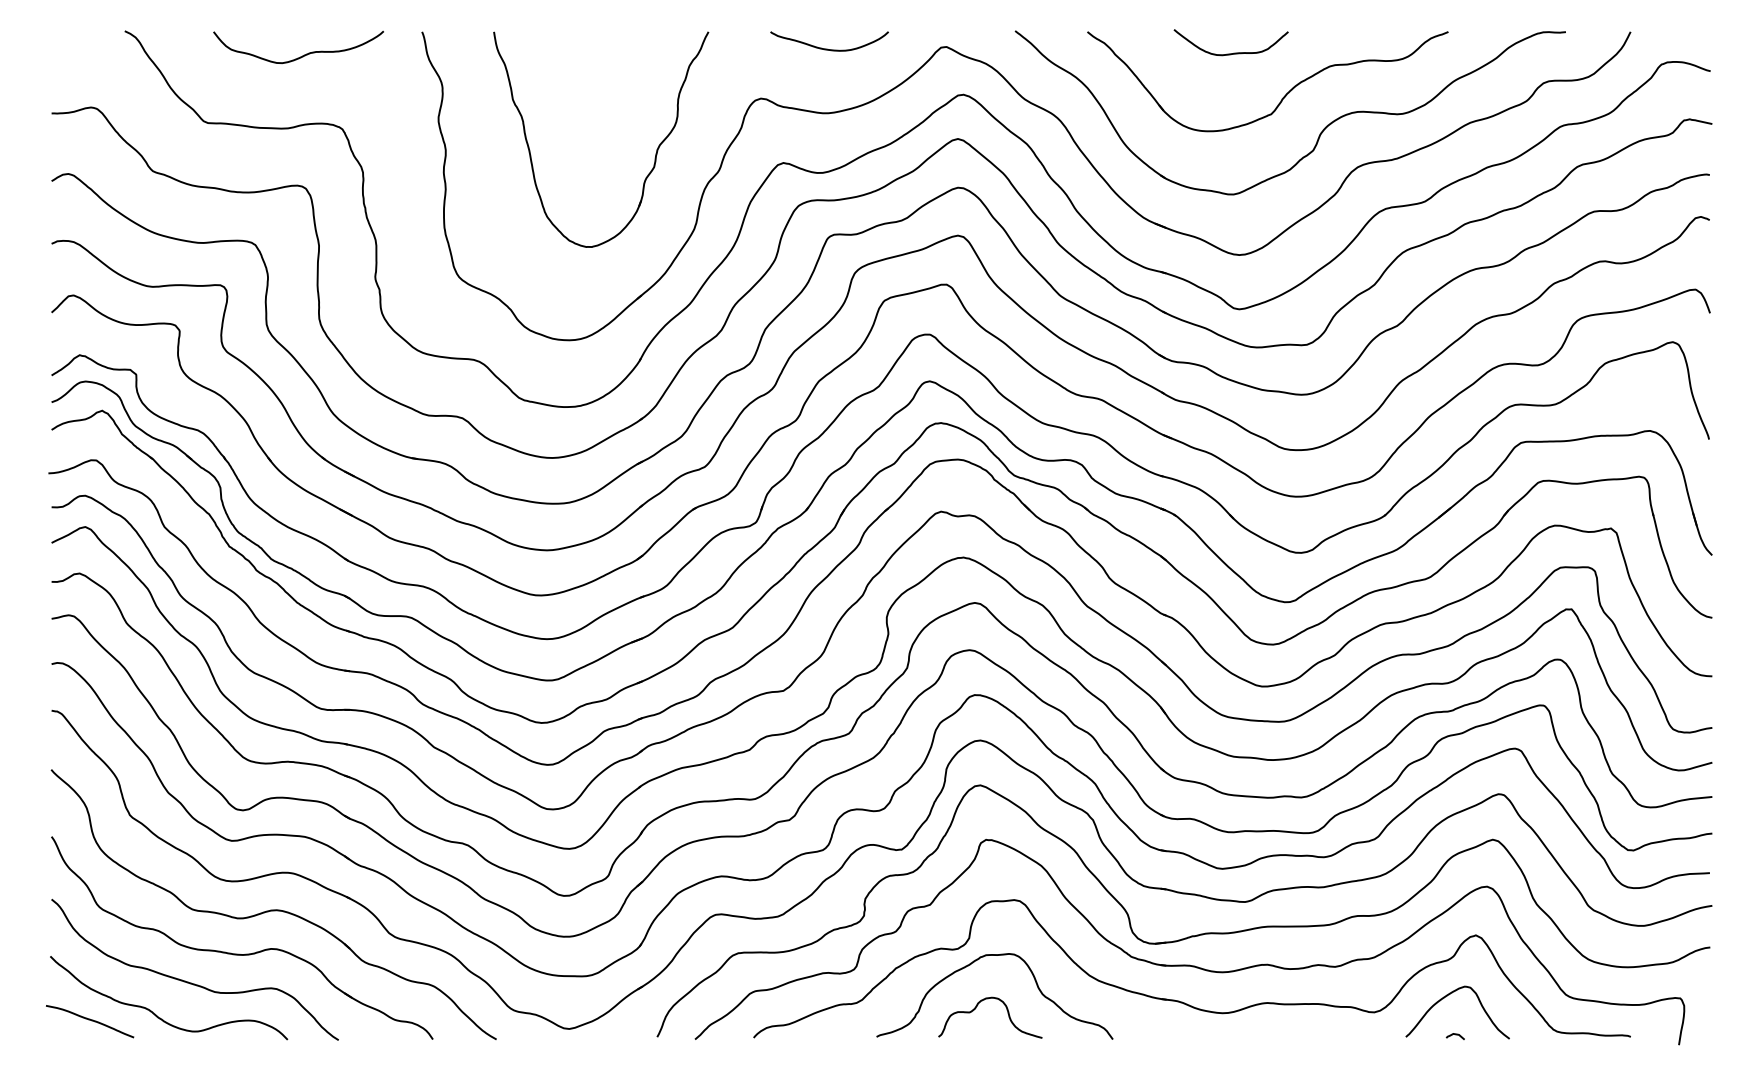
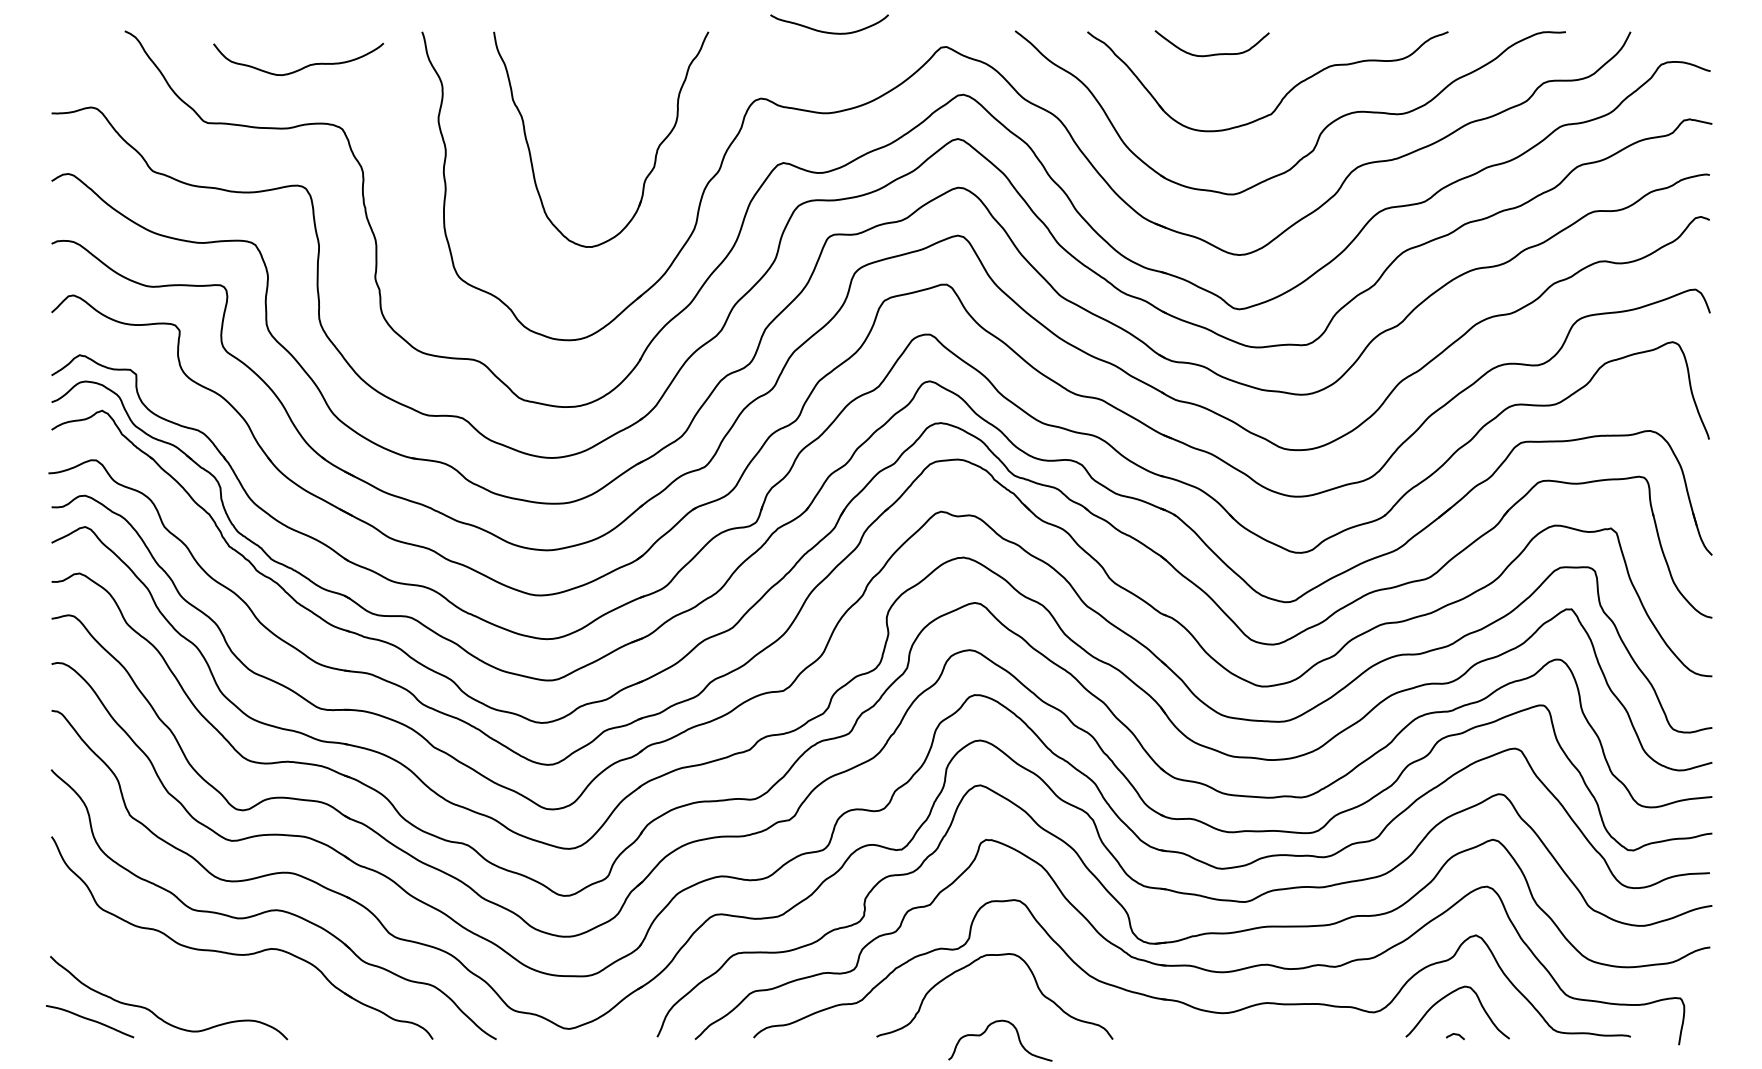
curve position: (827, 48) -> (827, 31) (827, 31)
curve position: (1233, 52) -> (1214, 53) (1214, 53)
curve position: (302, 55) -> (302, 67) (302, 67)
curve: present -> none (191, 982)
curve position: (976, 1008) -> (986, 1031) (986, 1031)
